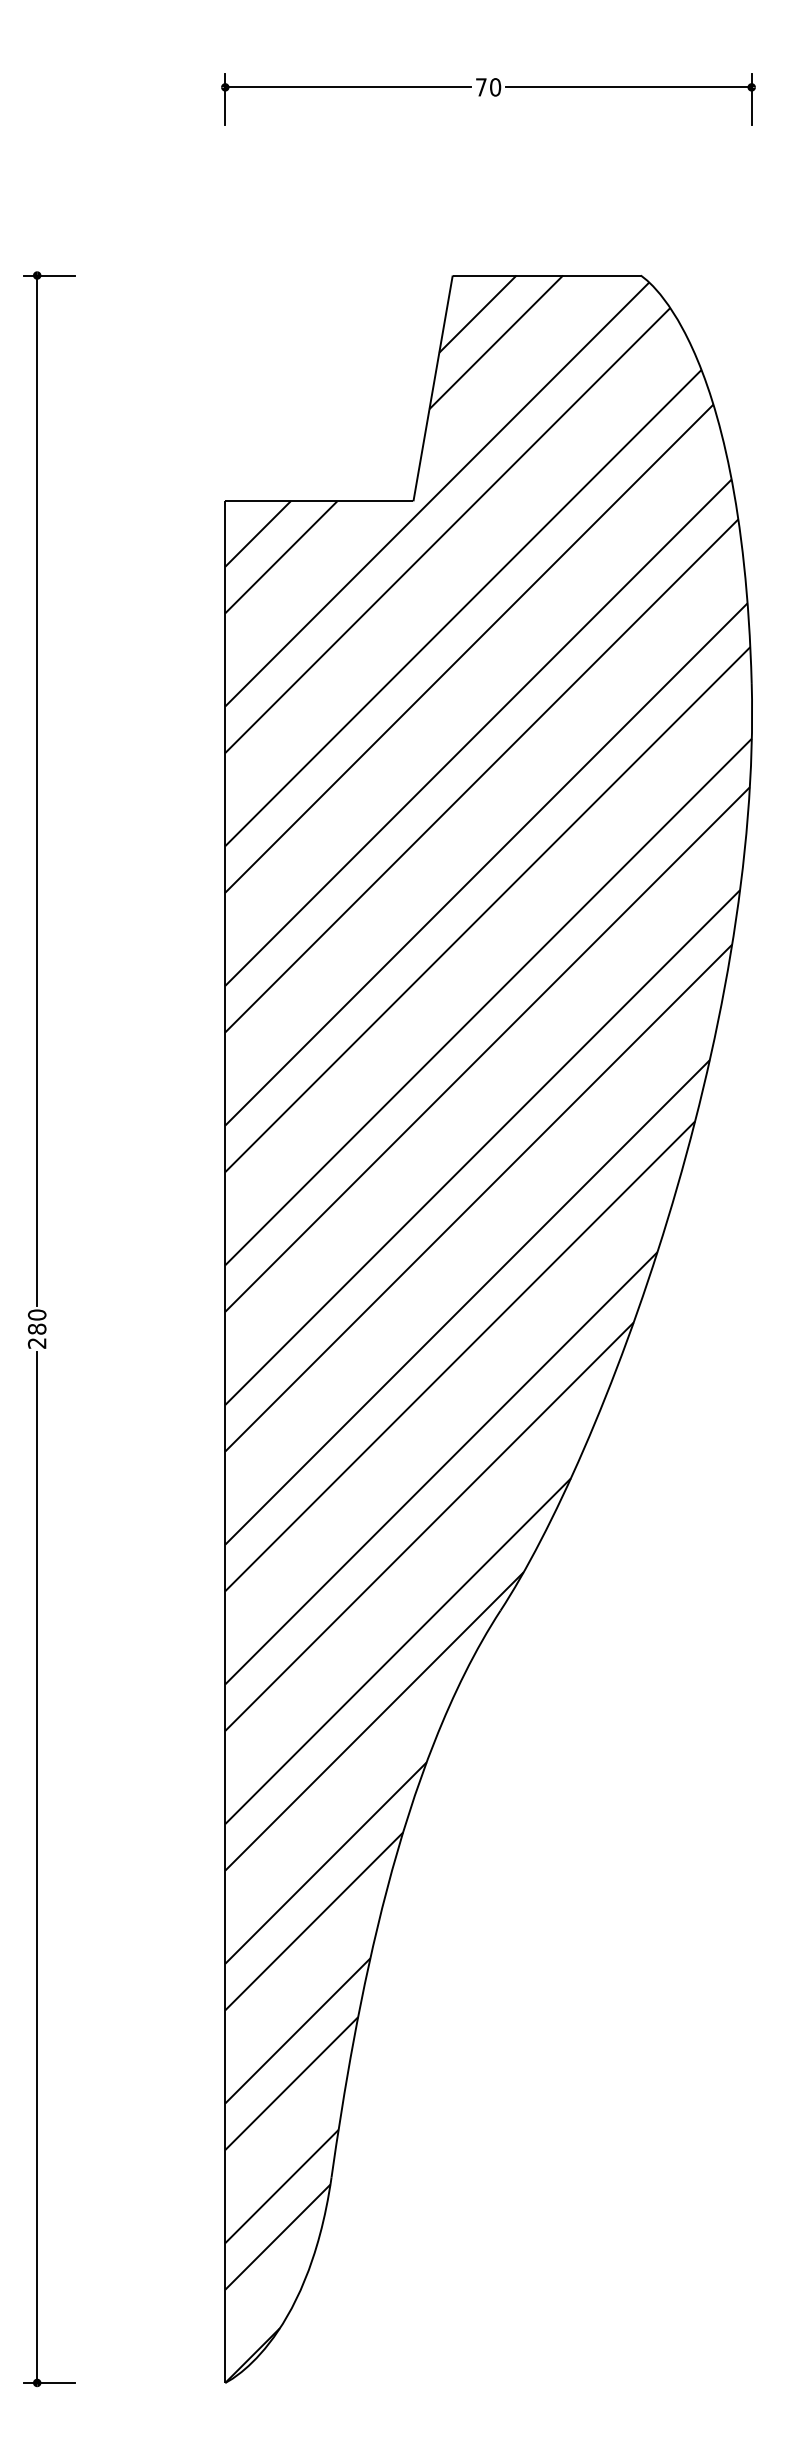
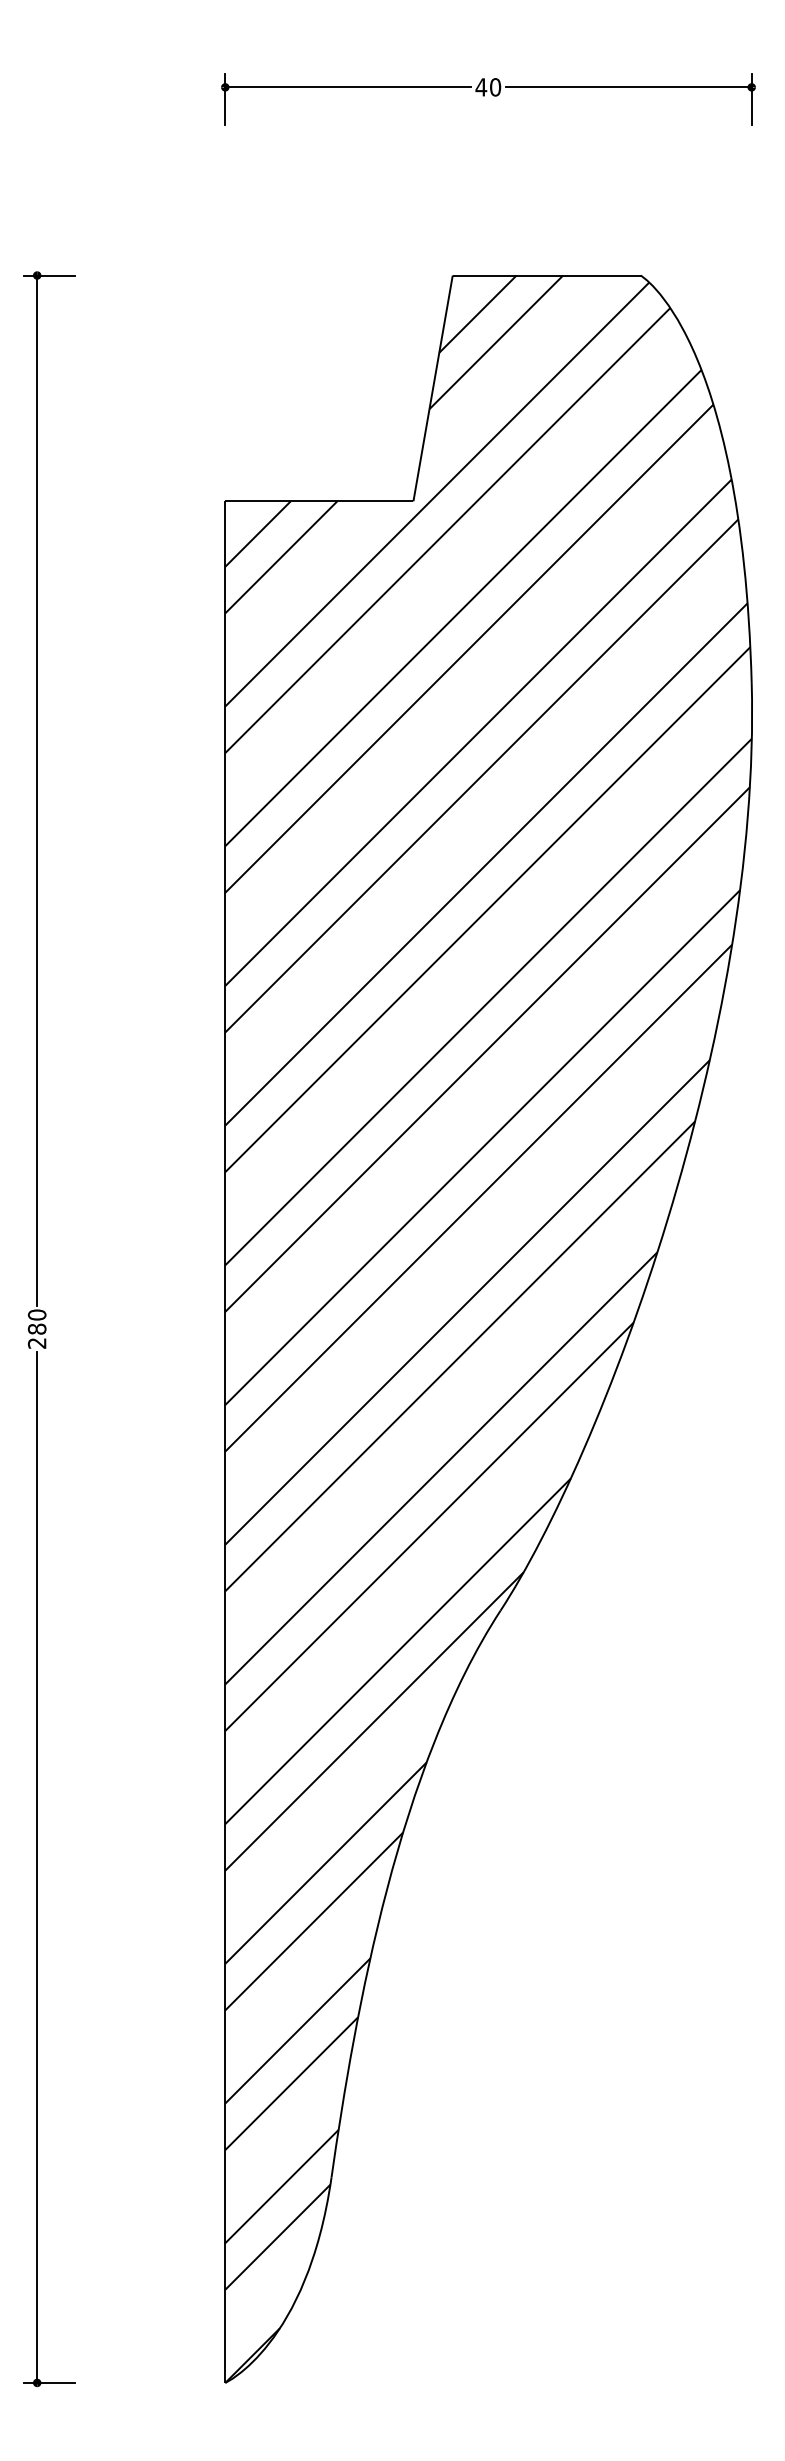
text: 70 -> 40 (481, 87)
